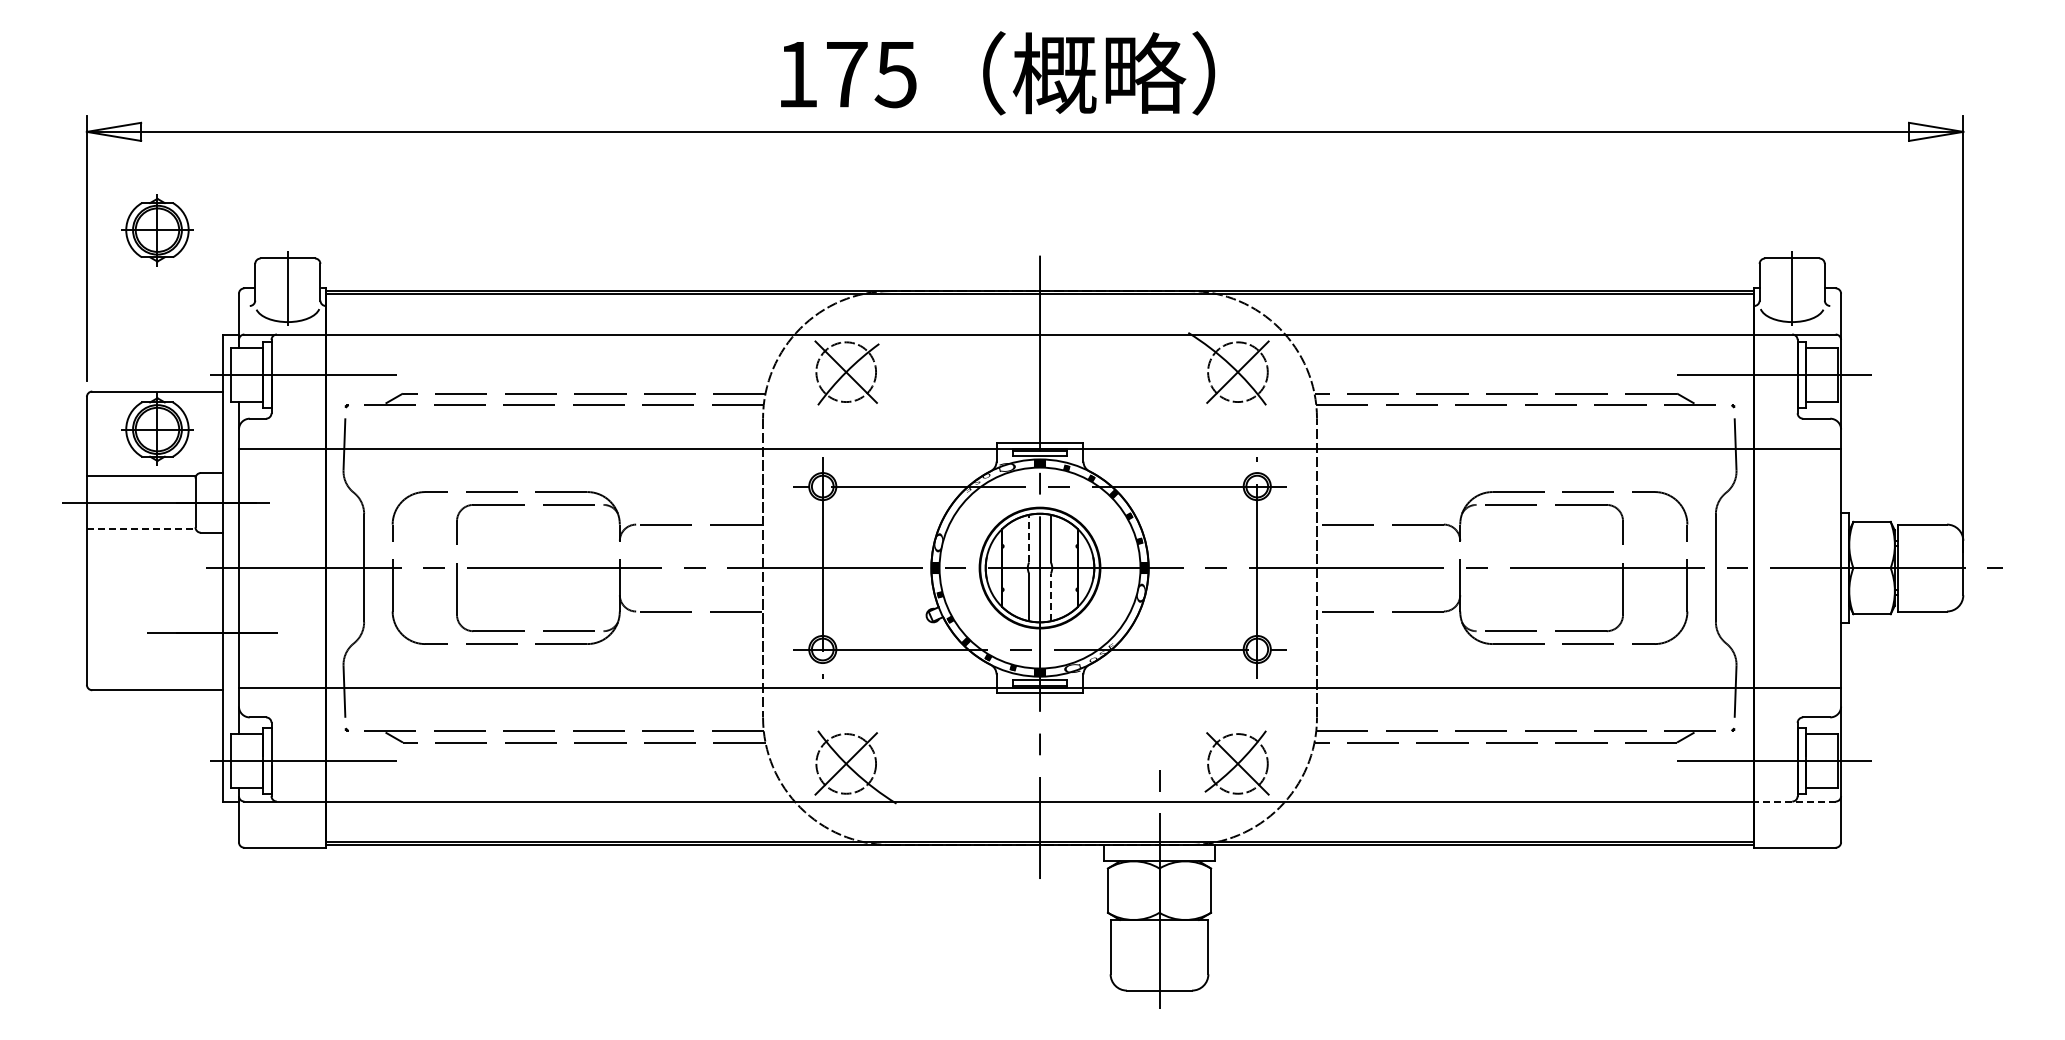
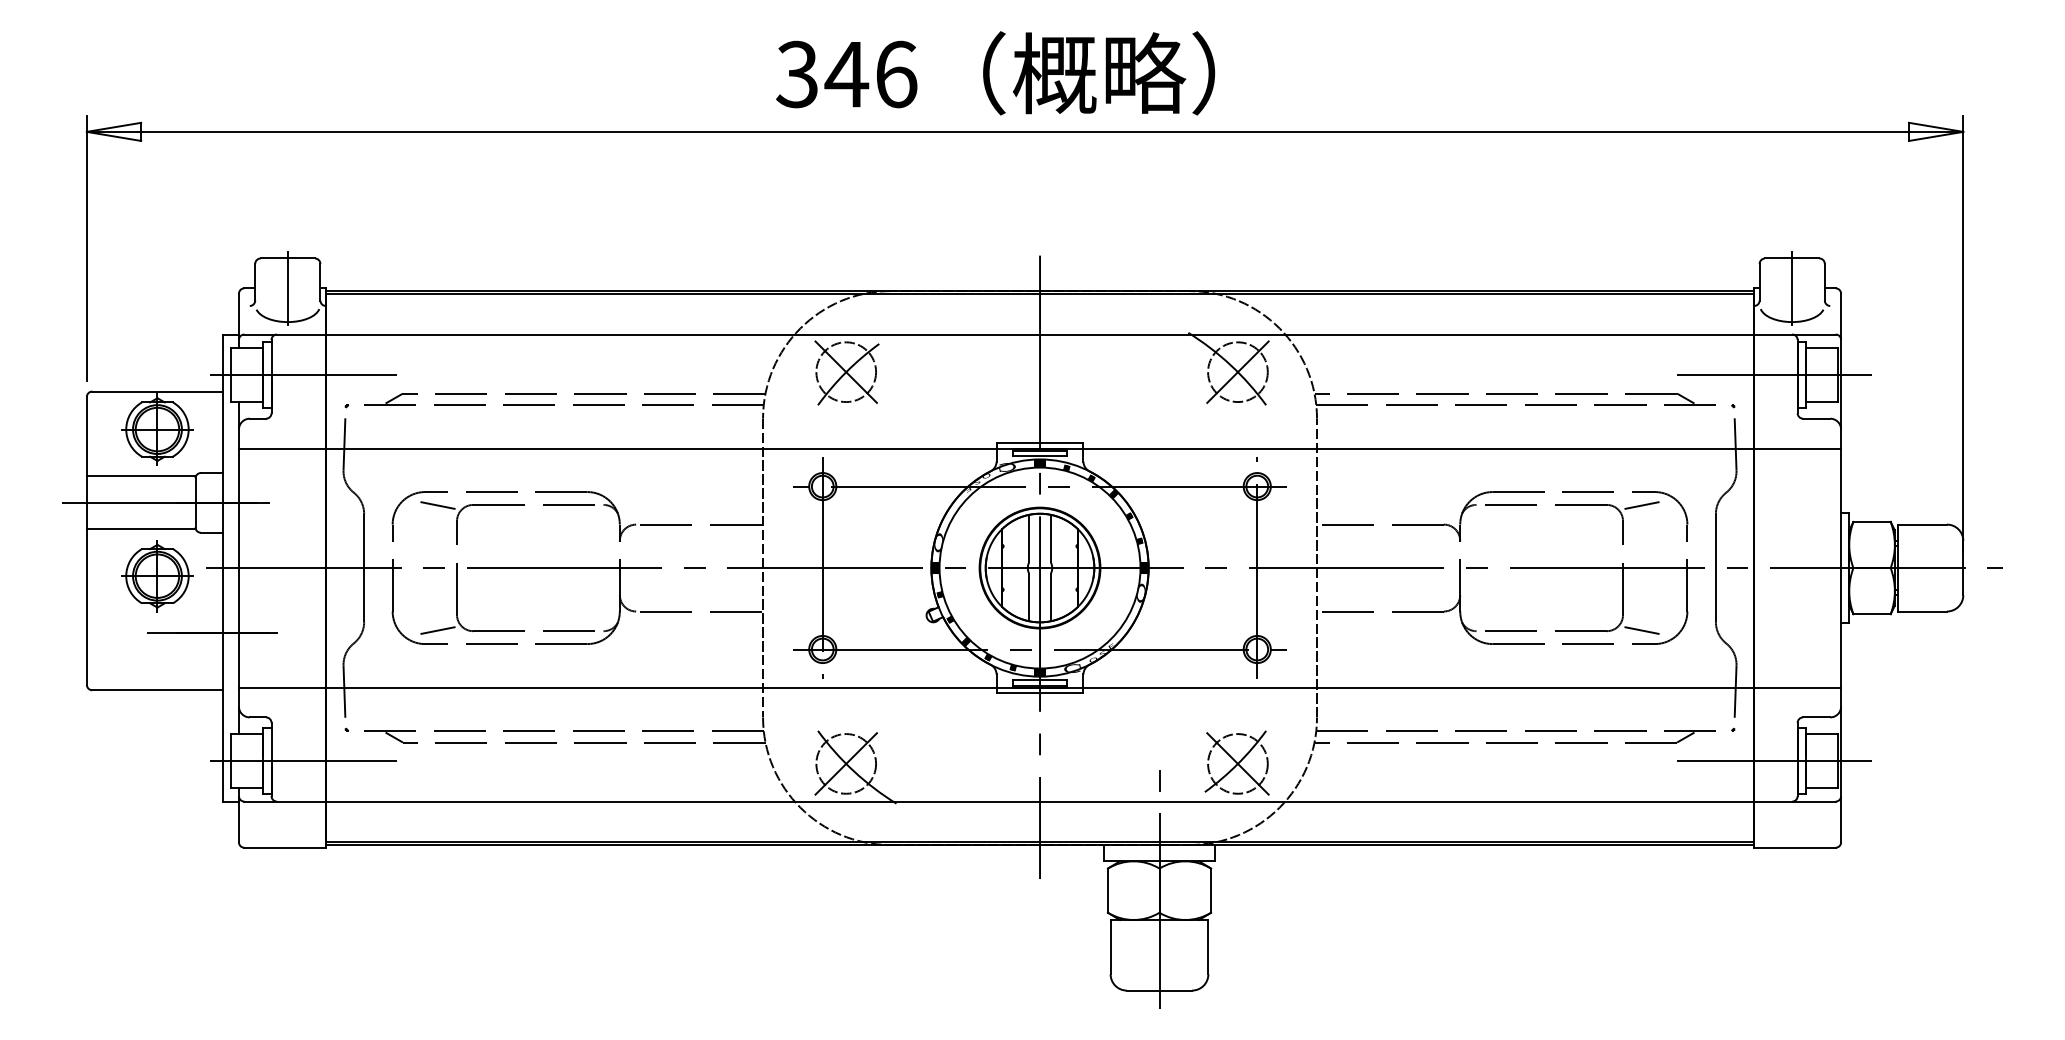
text: 175 -> 346 (846, 74)
part position: (157, 230) -> (157, 576) (157, 576)
line: none -> present (437, 505)
line: none -> present (1641, 505)
line: dashed -> solid (141, 529)
line: dashed -> solid (1029, 538)
line: dashed -> solid (1050, 597)
line: none -> present (437, 630)
line: none -> present (1641, 630)
line: dashed -> solid (1794, 801)
